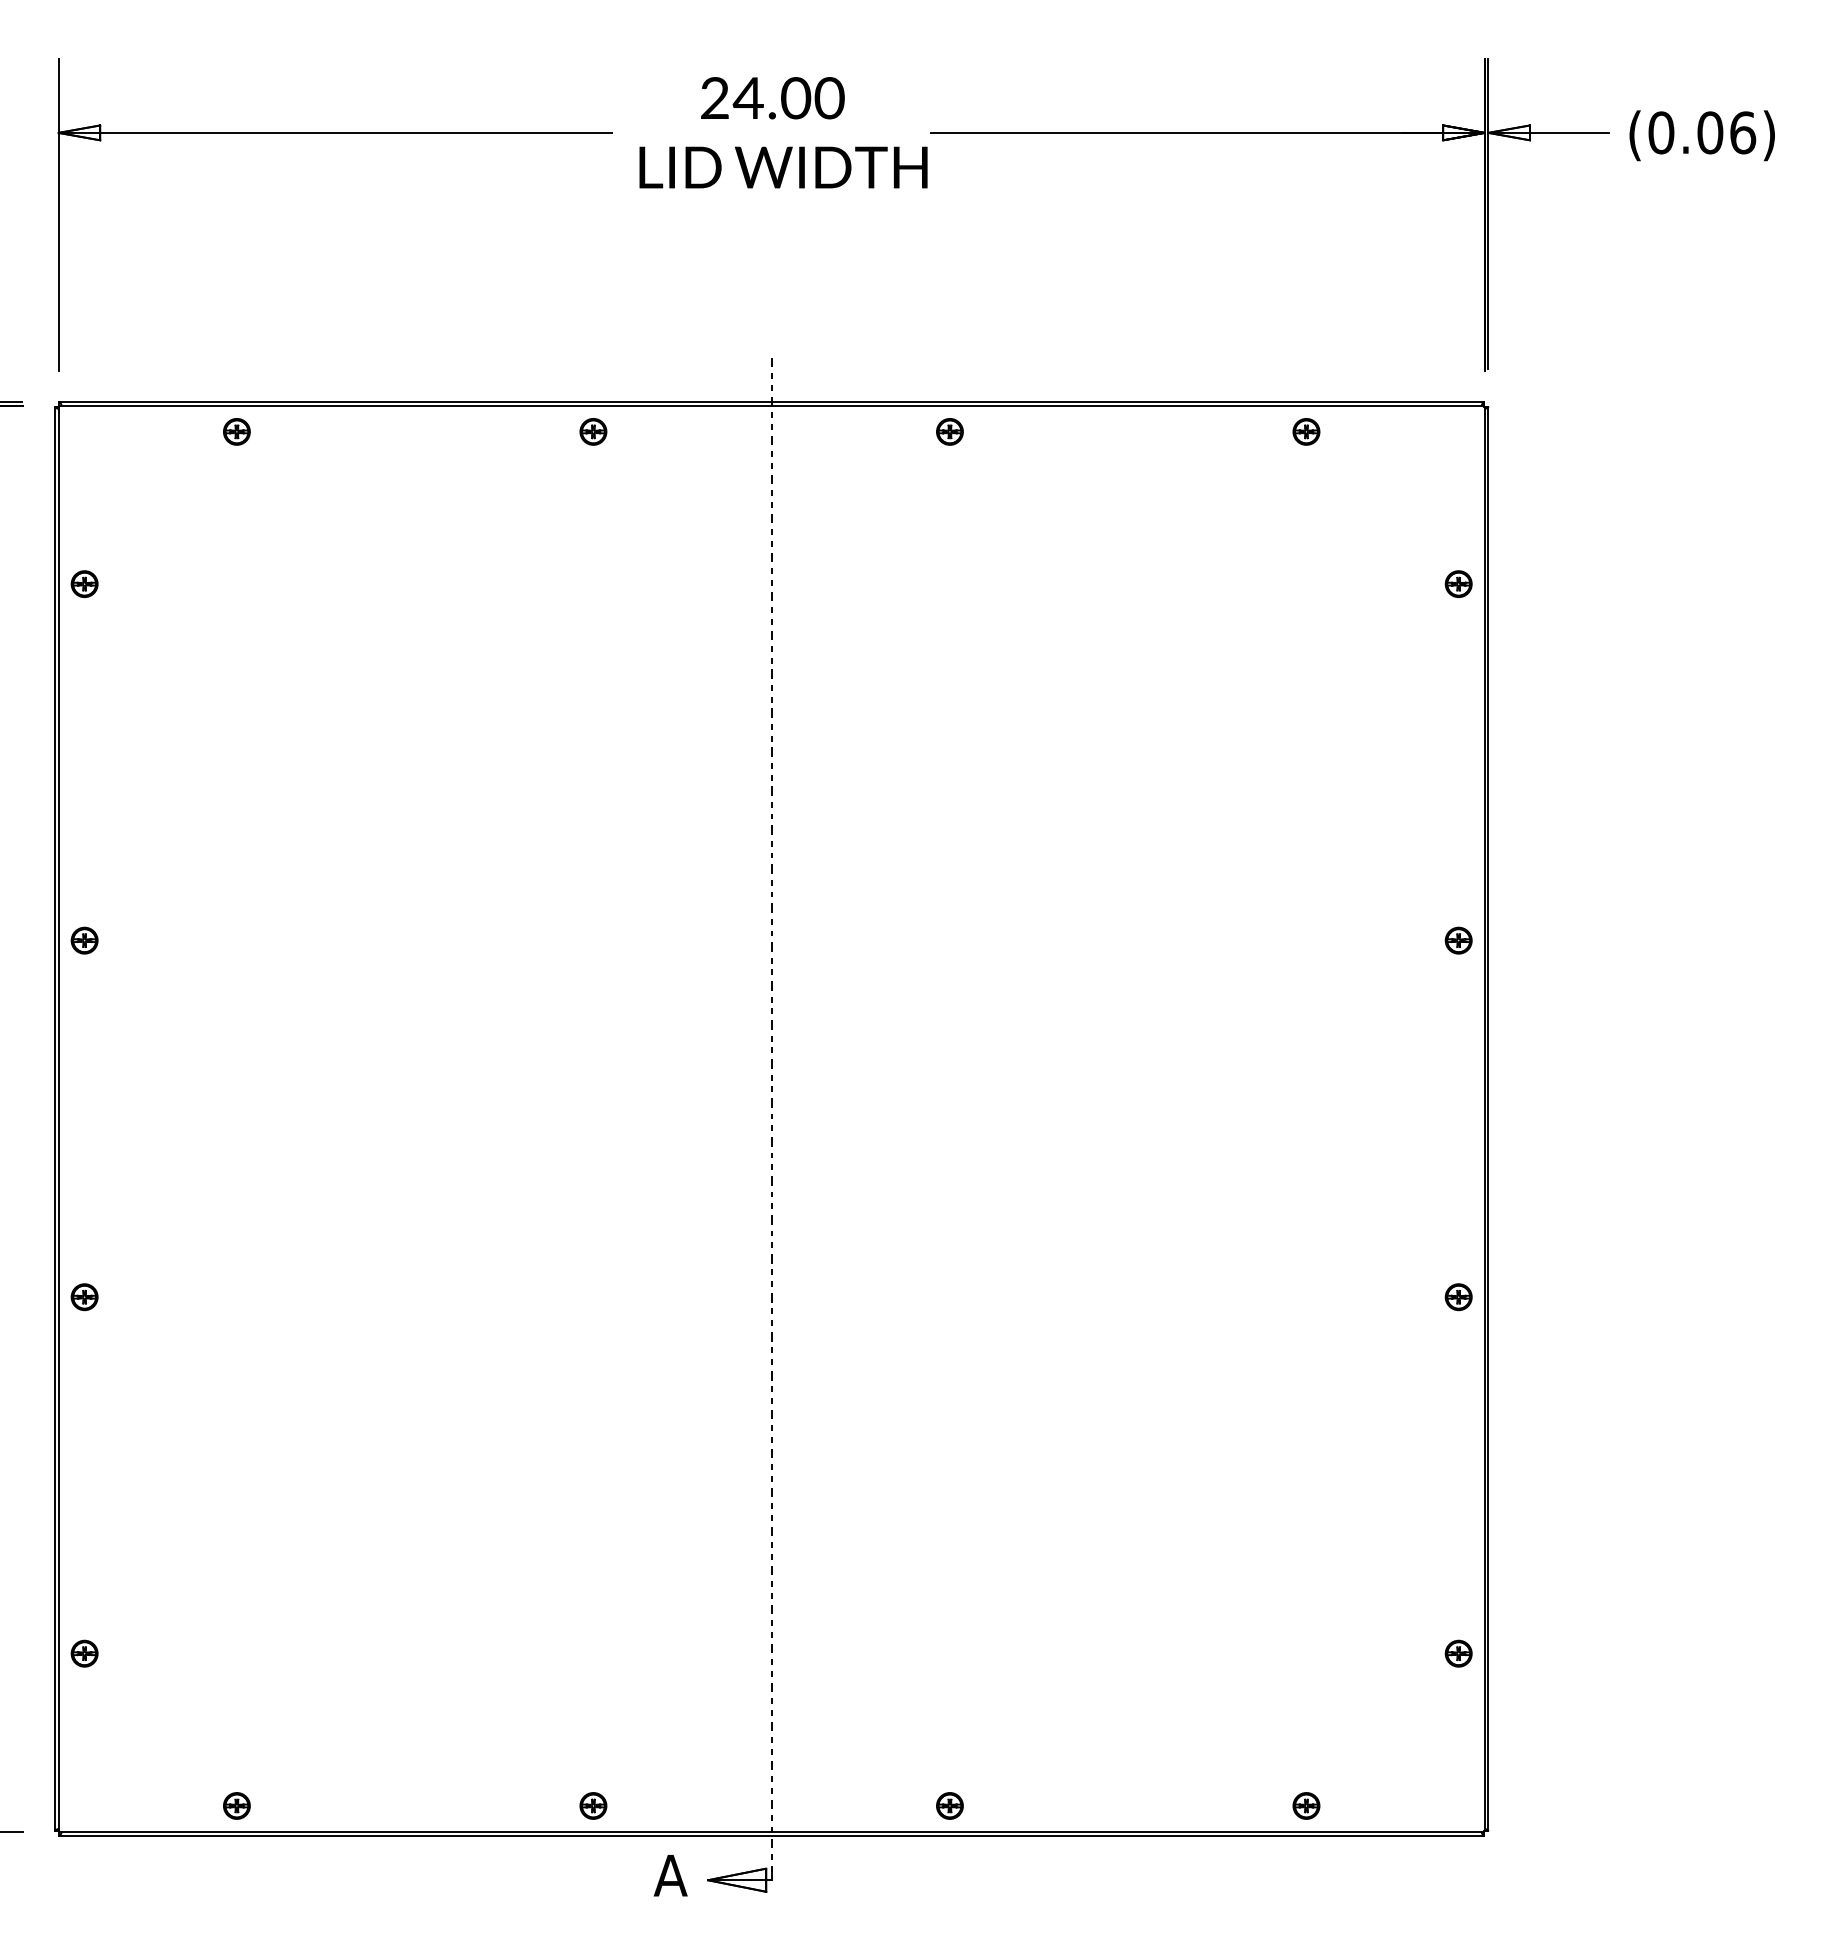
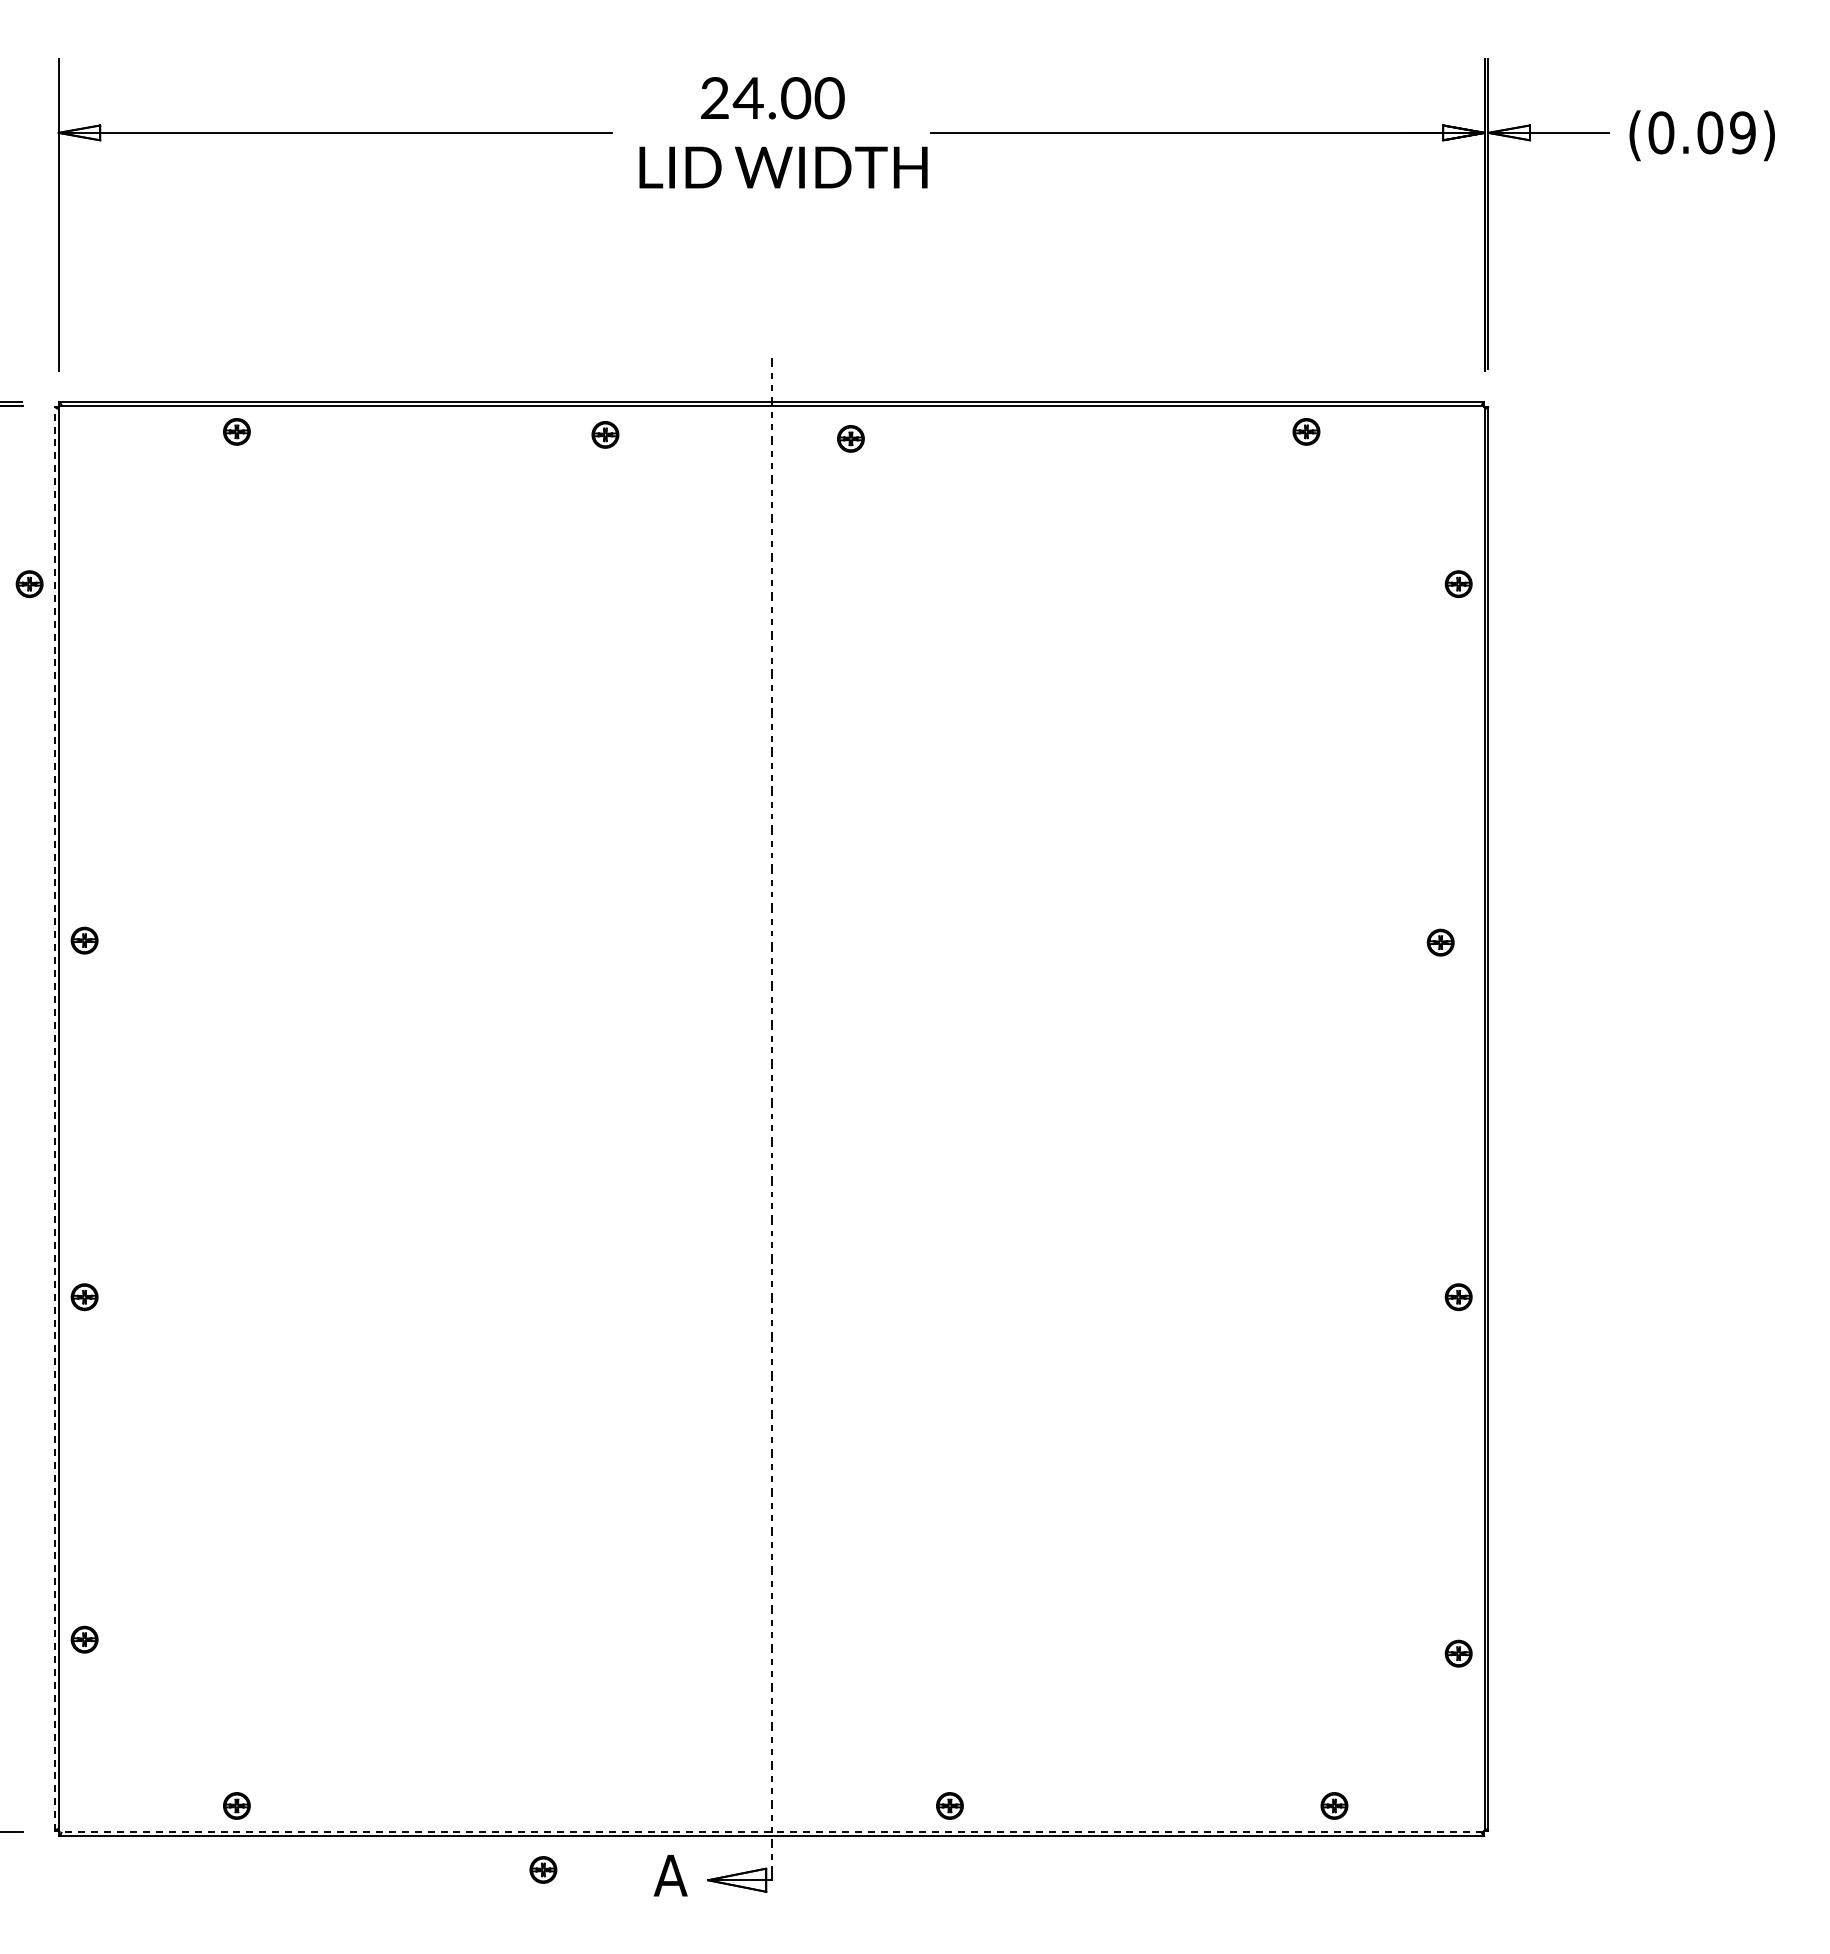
text: (0.06) -> (0.09) (1743, 132)
part position: (593, 431) -> (605, 434) (605, 434)
part position: (949, 431) -> (850, 438) (850, 438)
part position: (84, 583) -> (29, 583) (29, 583)
part position: (1458, 940) -> (1440, 942) (1440, 942)
line: solid -> dashed (54, 1118)
part position: (84, 1653) -> (84, 1639) (84, 1639)
part position: (593, 1805) -> (543, 1869) (543, 1869)
part position: (1306, 1805) -> (1334, 1805) (1334, 1805)
line: solid -> dashed (771, 1831)
